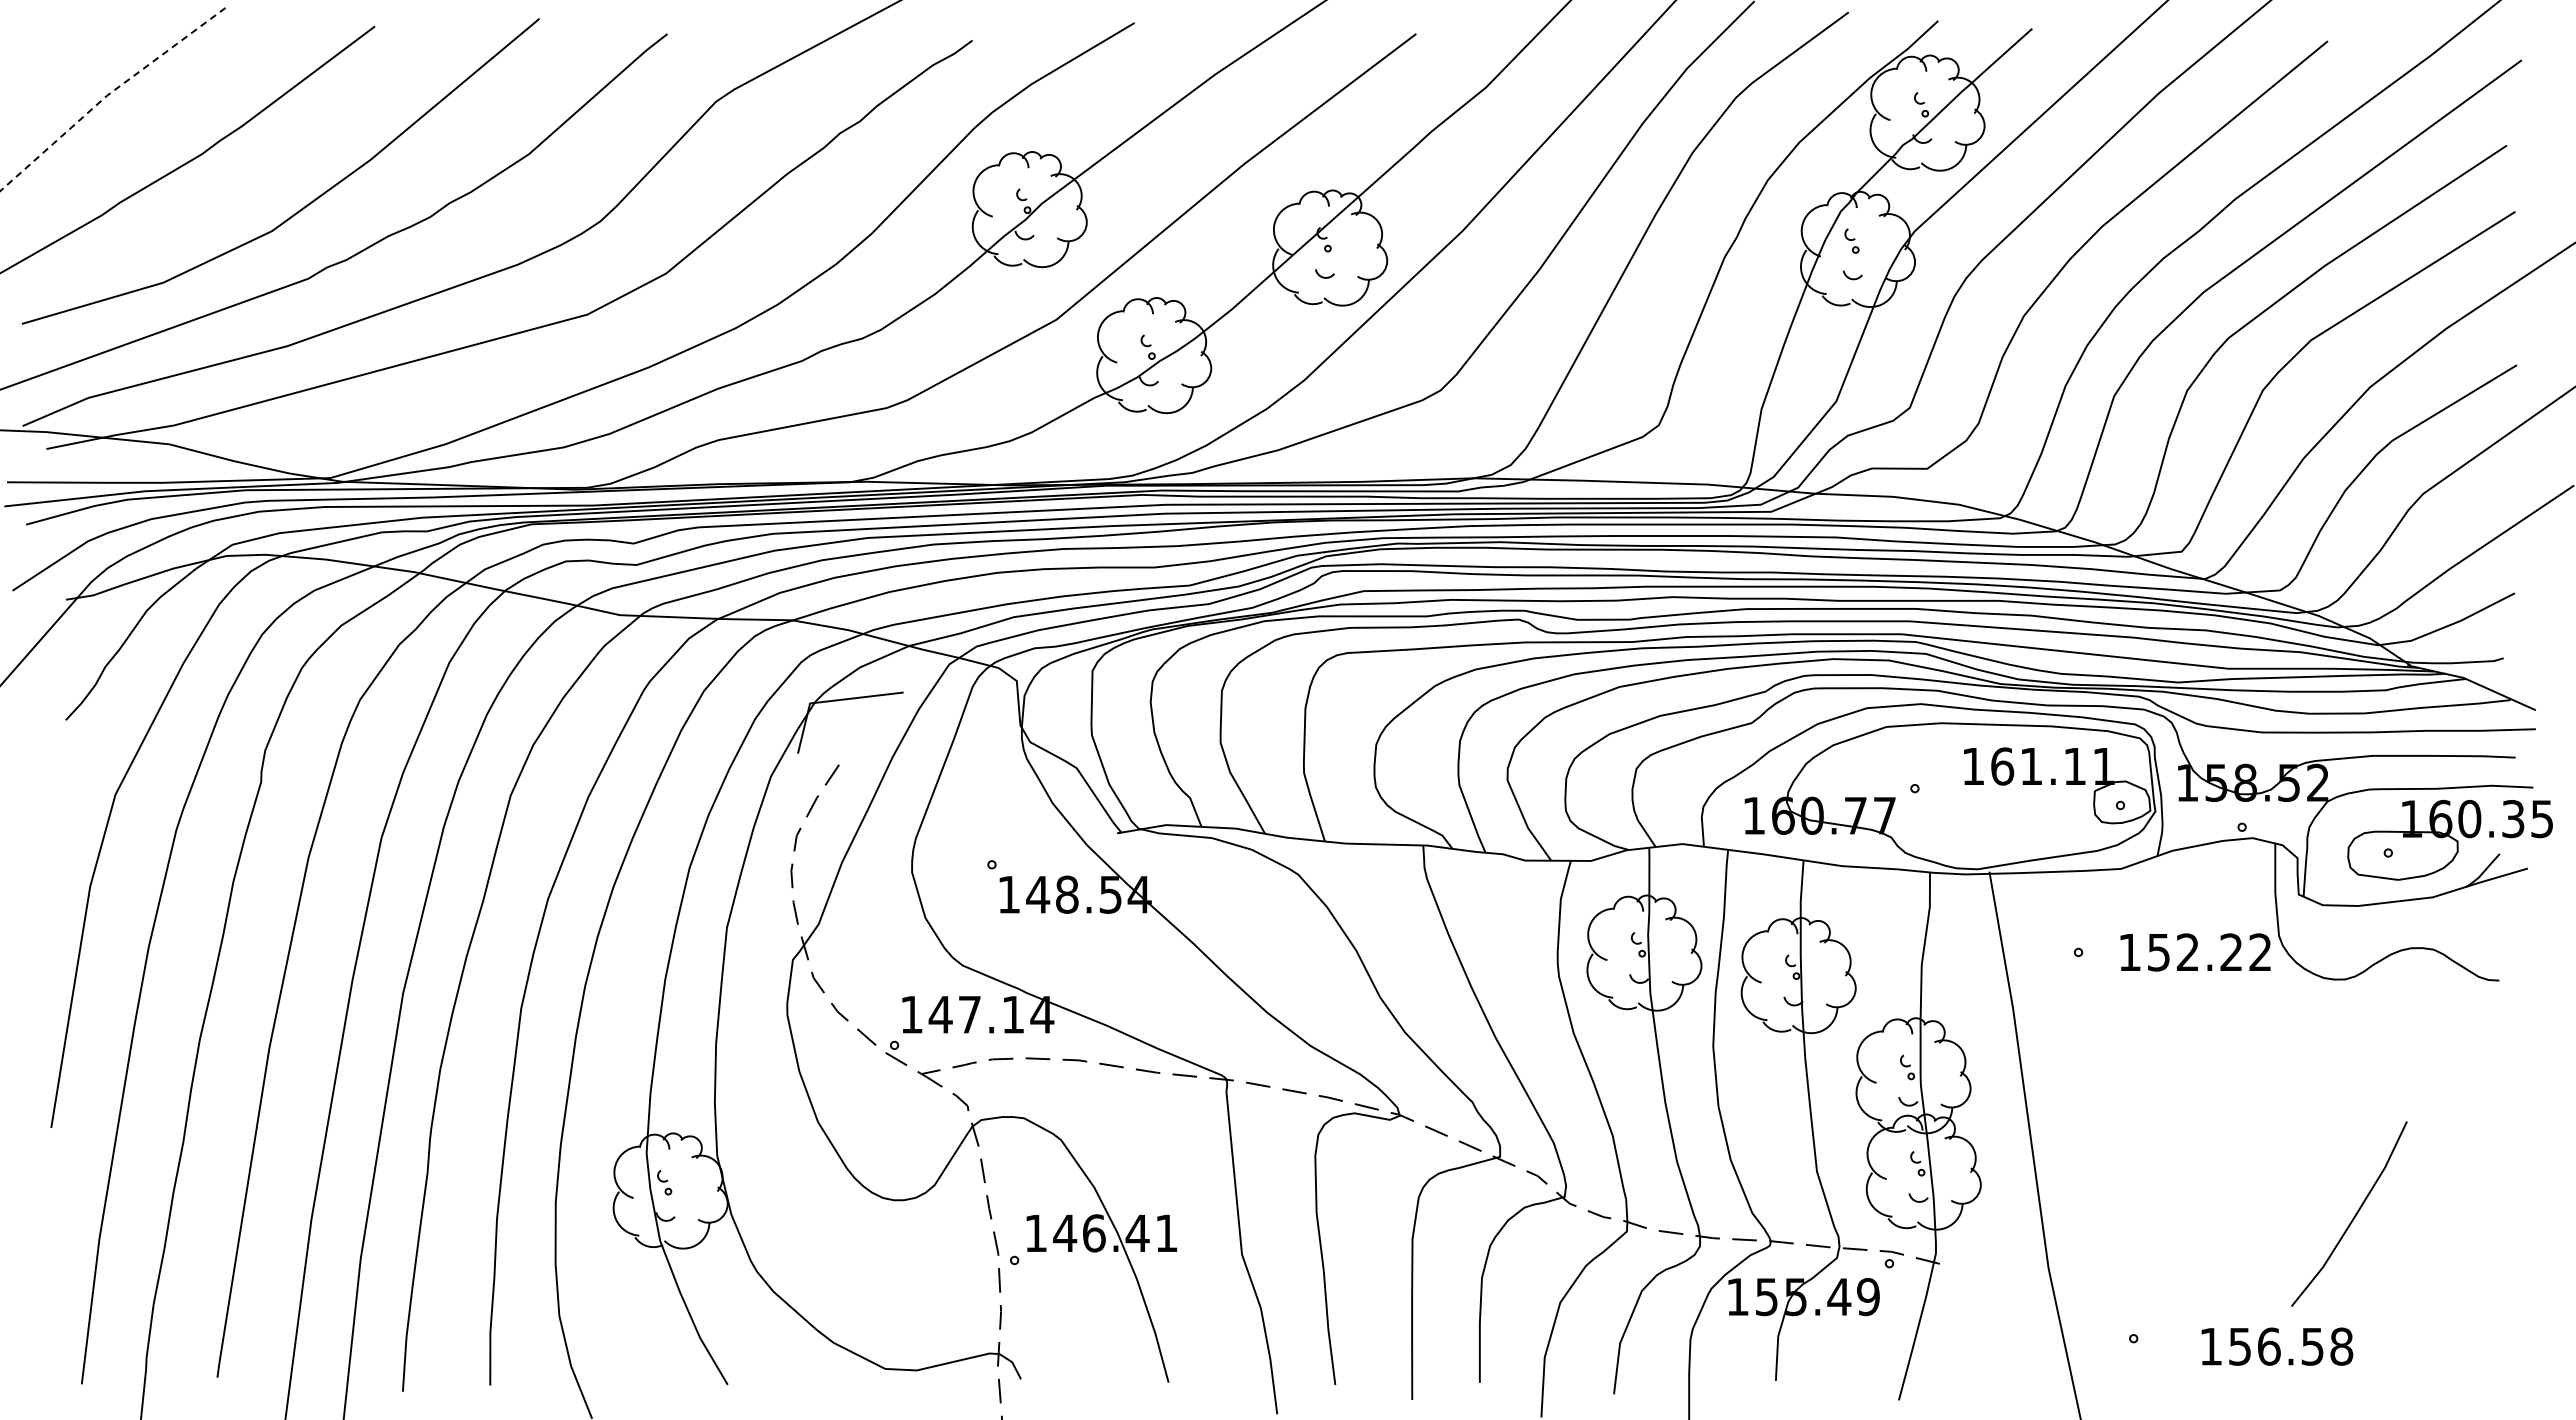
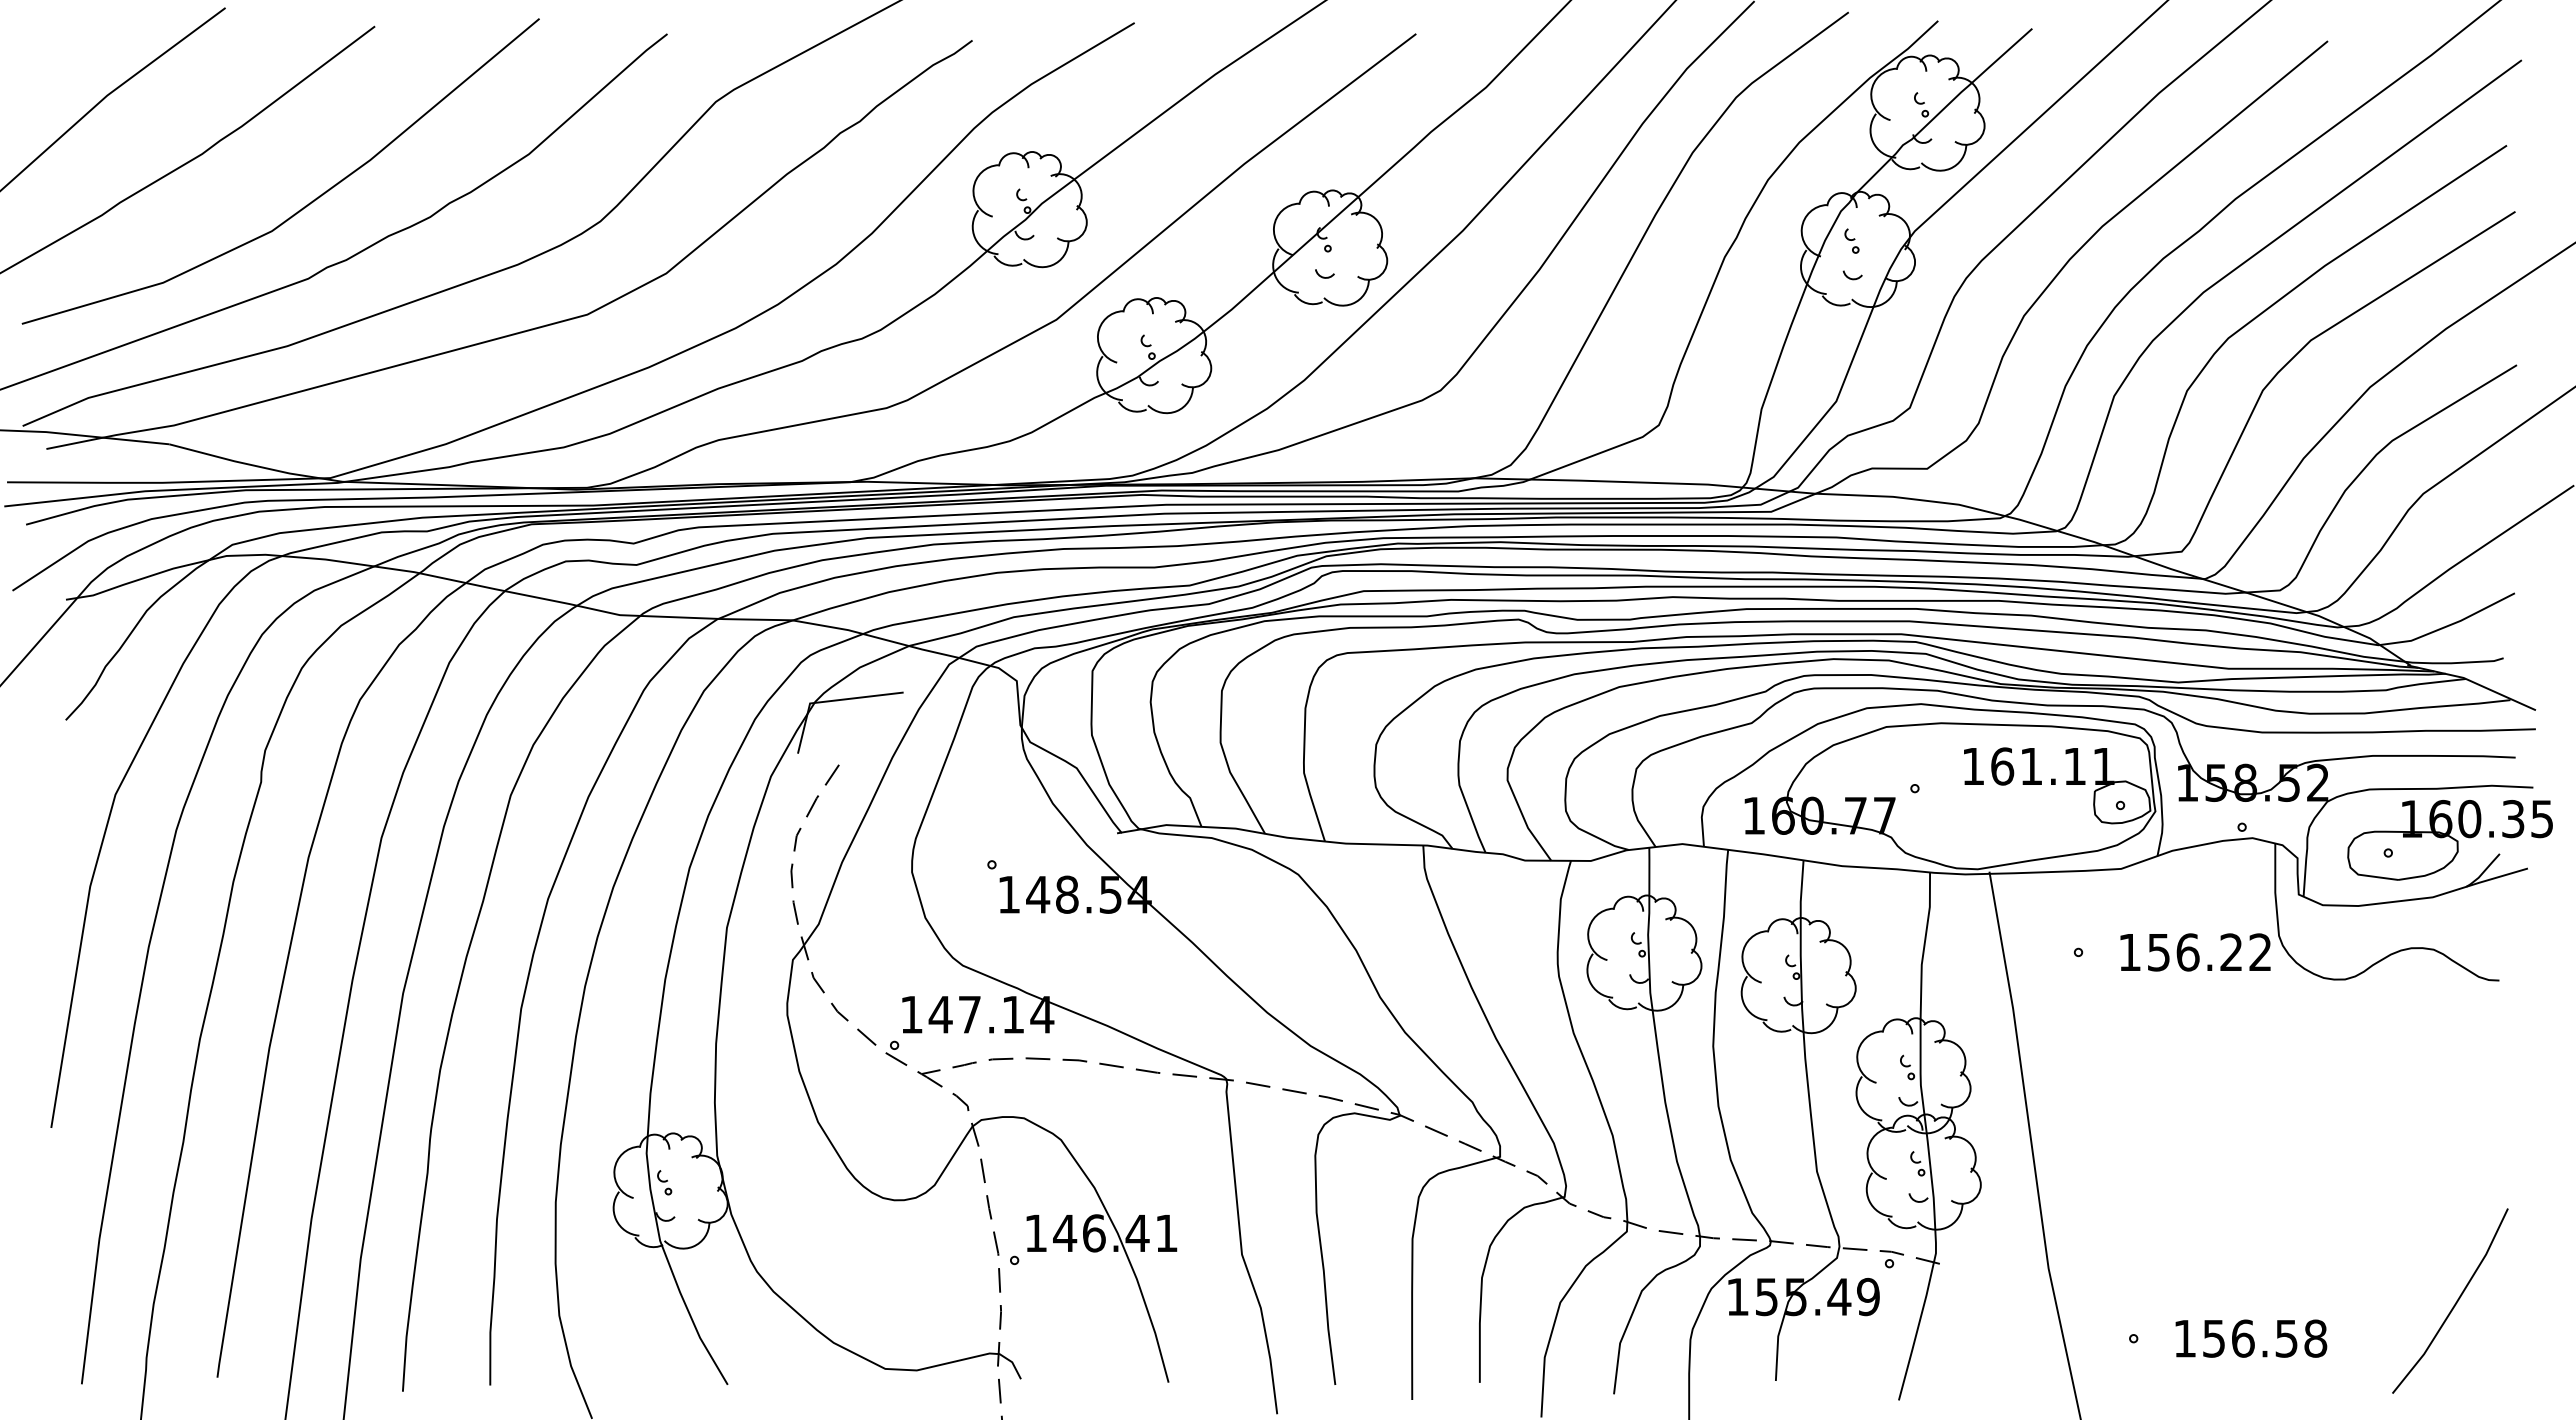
line: dashed -> solid (108, 94)
text: 152.22 -> 156.22 (2187, 952)
line position: (2354, 1215) -> (2455, 1302) (2455, 1302)
text position: (2277, 1346) -> (2251, 1338) (2251, 1338)
